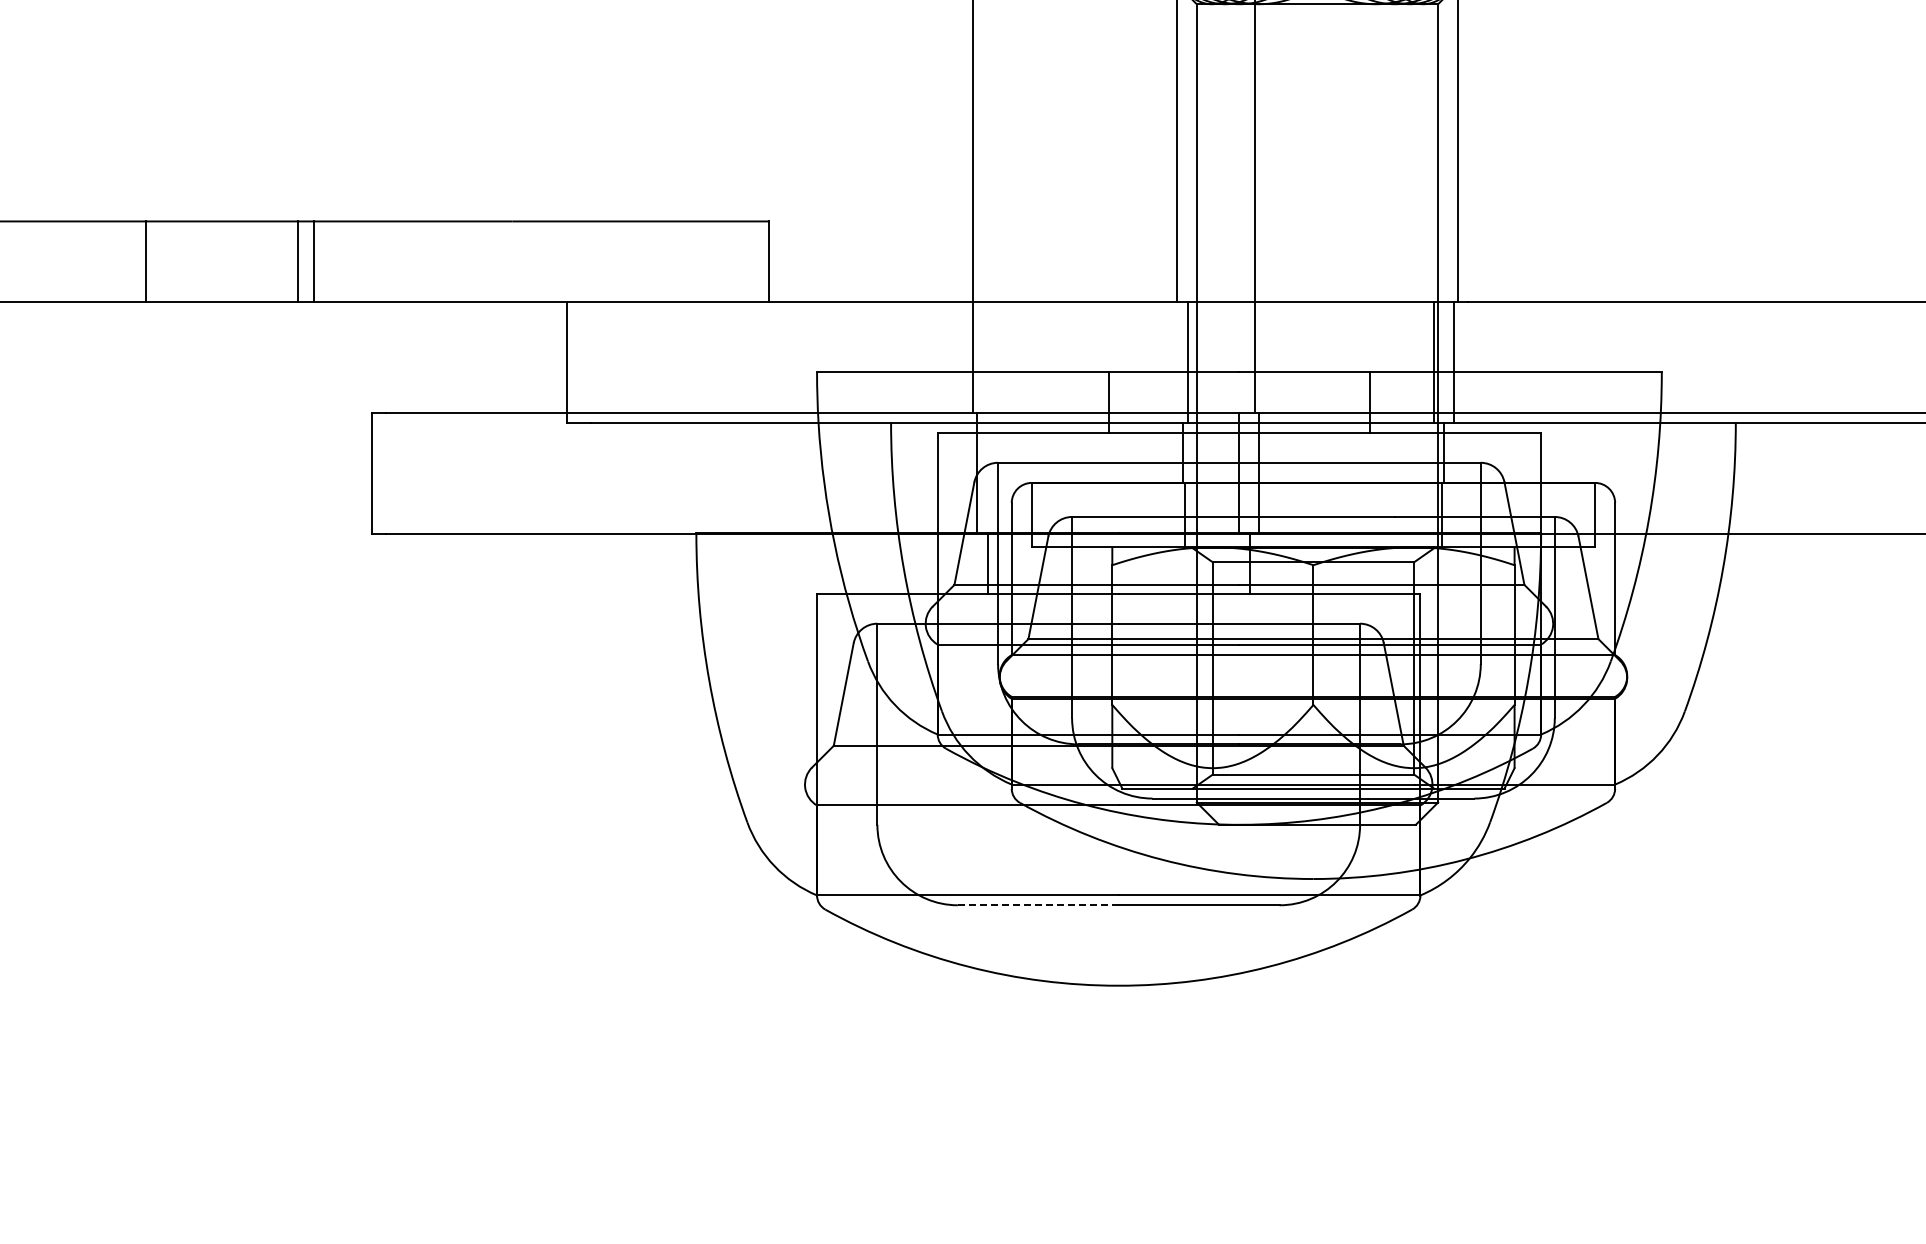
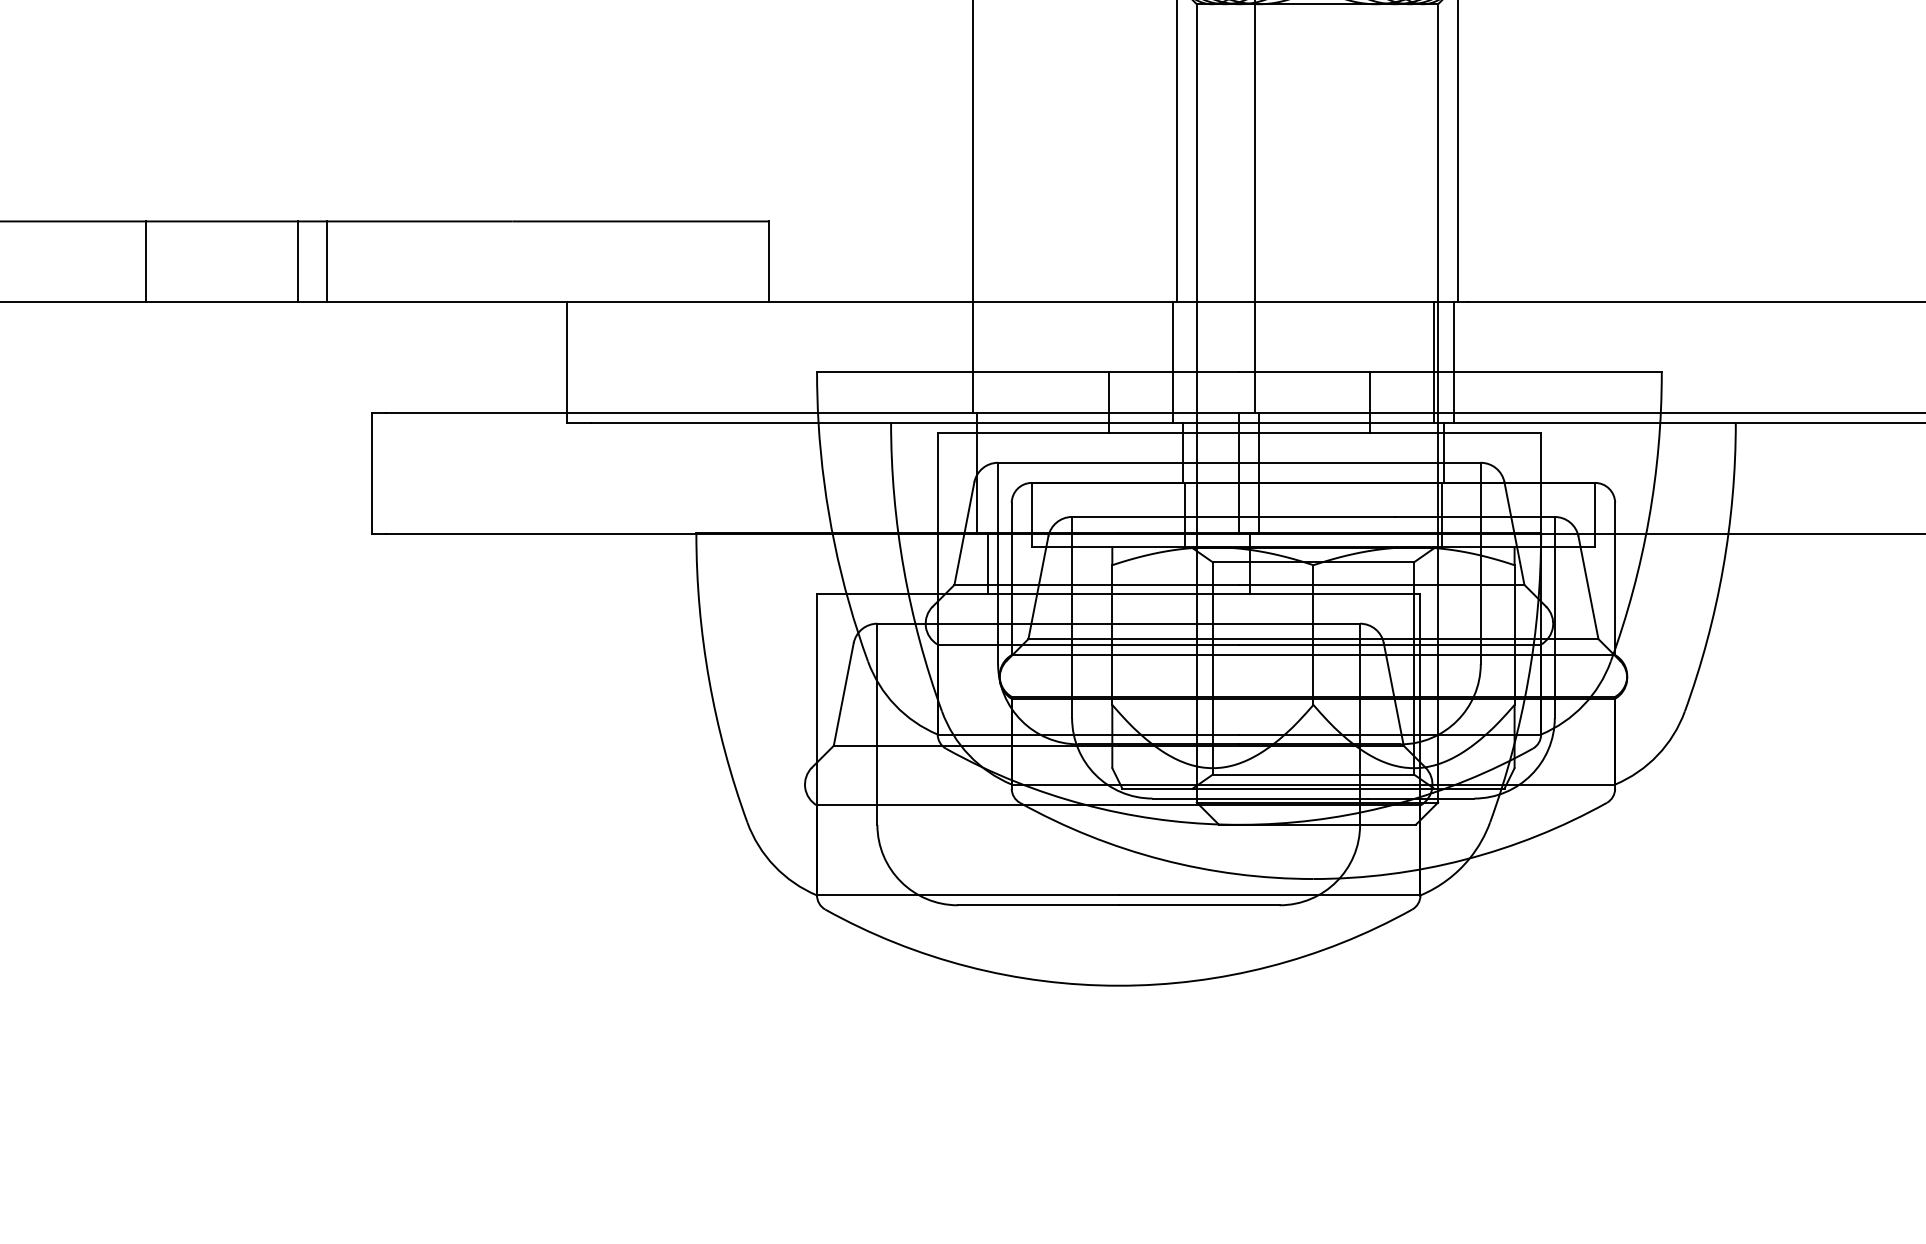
line position: (314, 261) -> (327, 261) (327, 261)
line position: (1187, 361) -> (1172, 361) (1172, 361)
line: dashed -> solid (1038, 905)
